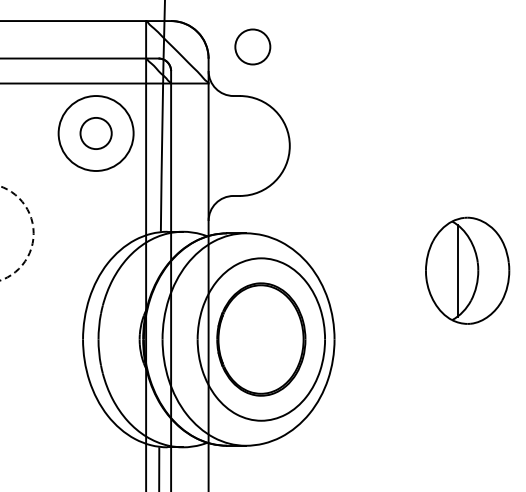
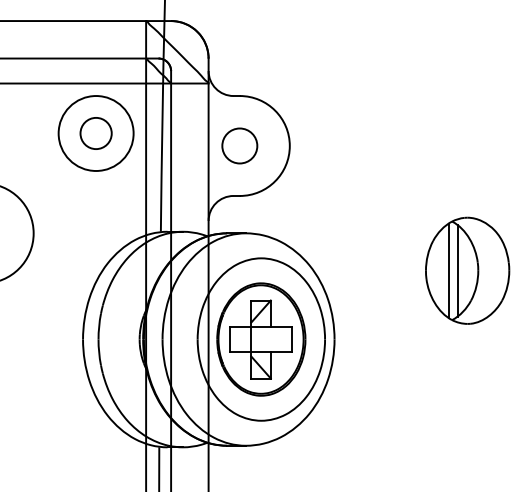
circle position: (252, 46) -> (239, 145) (239, 145)
arc: dashed -> solid (33, 233)
line: none -> present (448, 270)
part: none -> present (260, 339)
